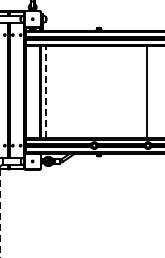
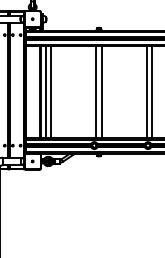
line: none -> present (51, 91)
line: none -> present (96, 91)
line: none -> present (101, 91)
line: none -> present (152, 91)
line: dashed -> solid (45, 92)
line: dashed -> solid (0, 211)
